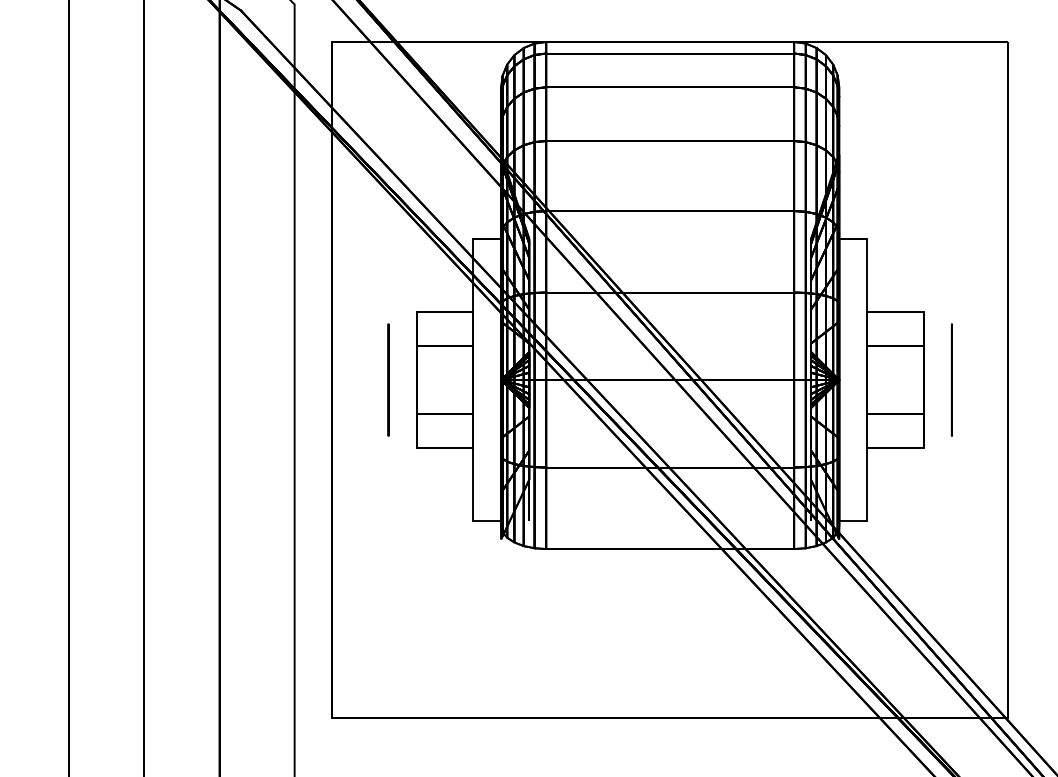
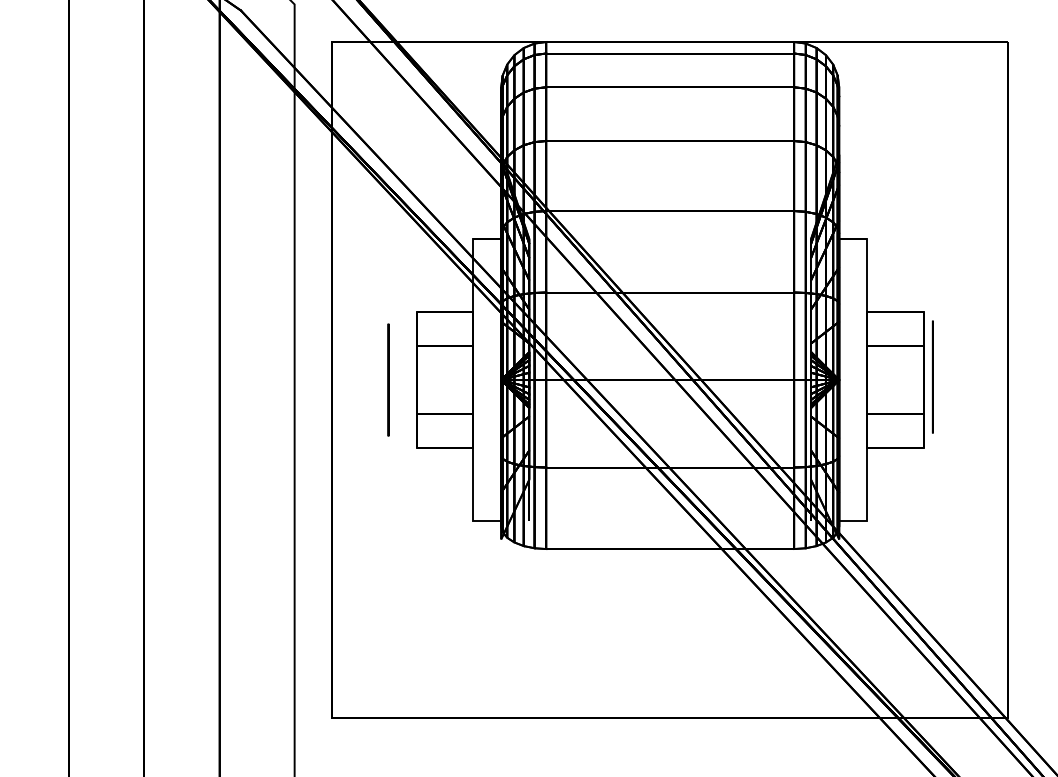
circle position: (951, 379) -> (932, 376) (932, 376)
